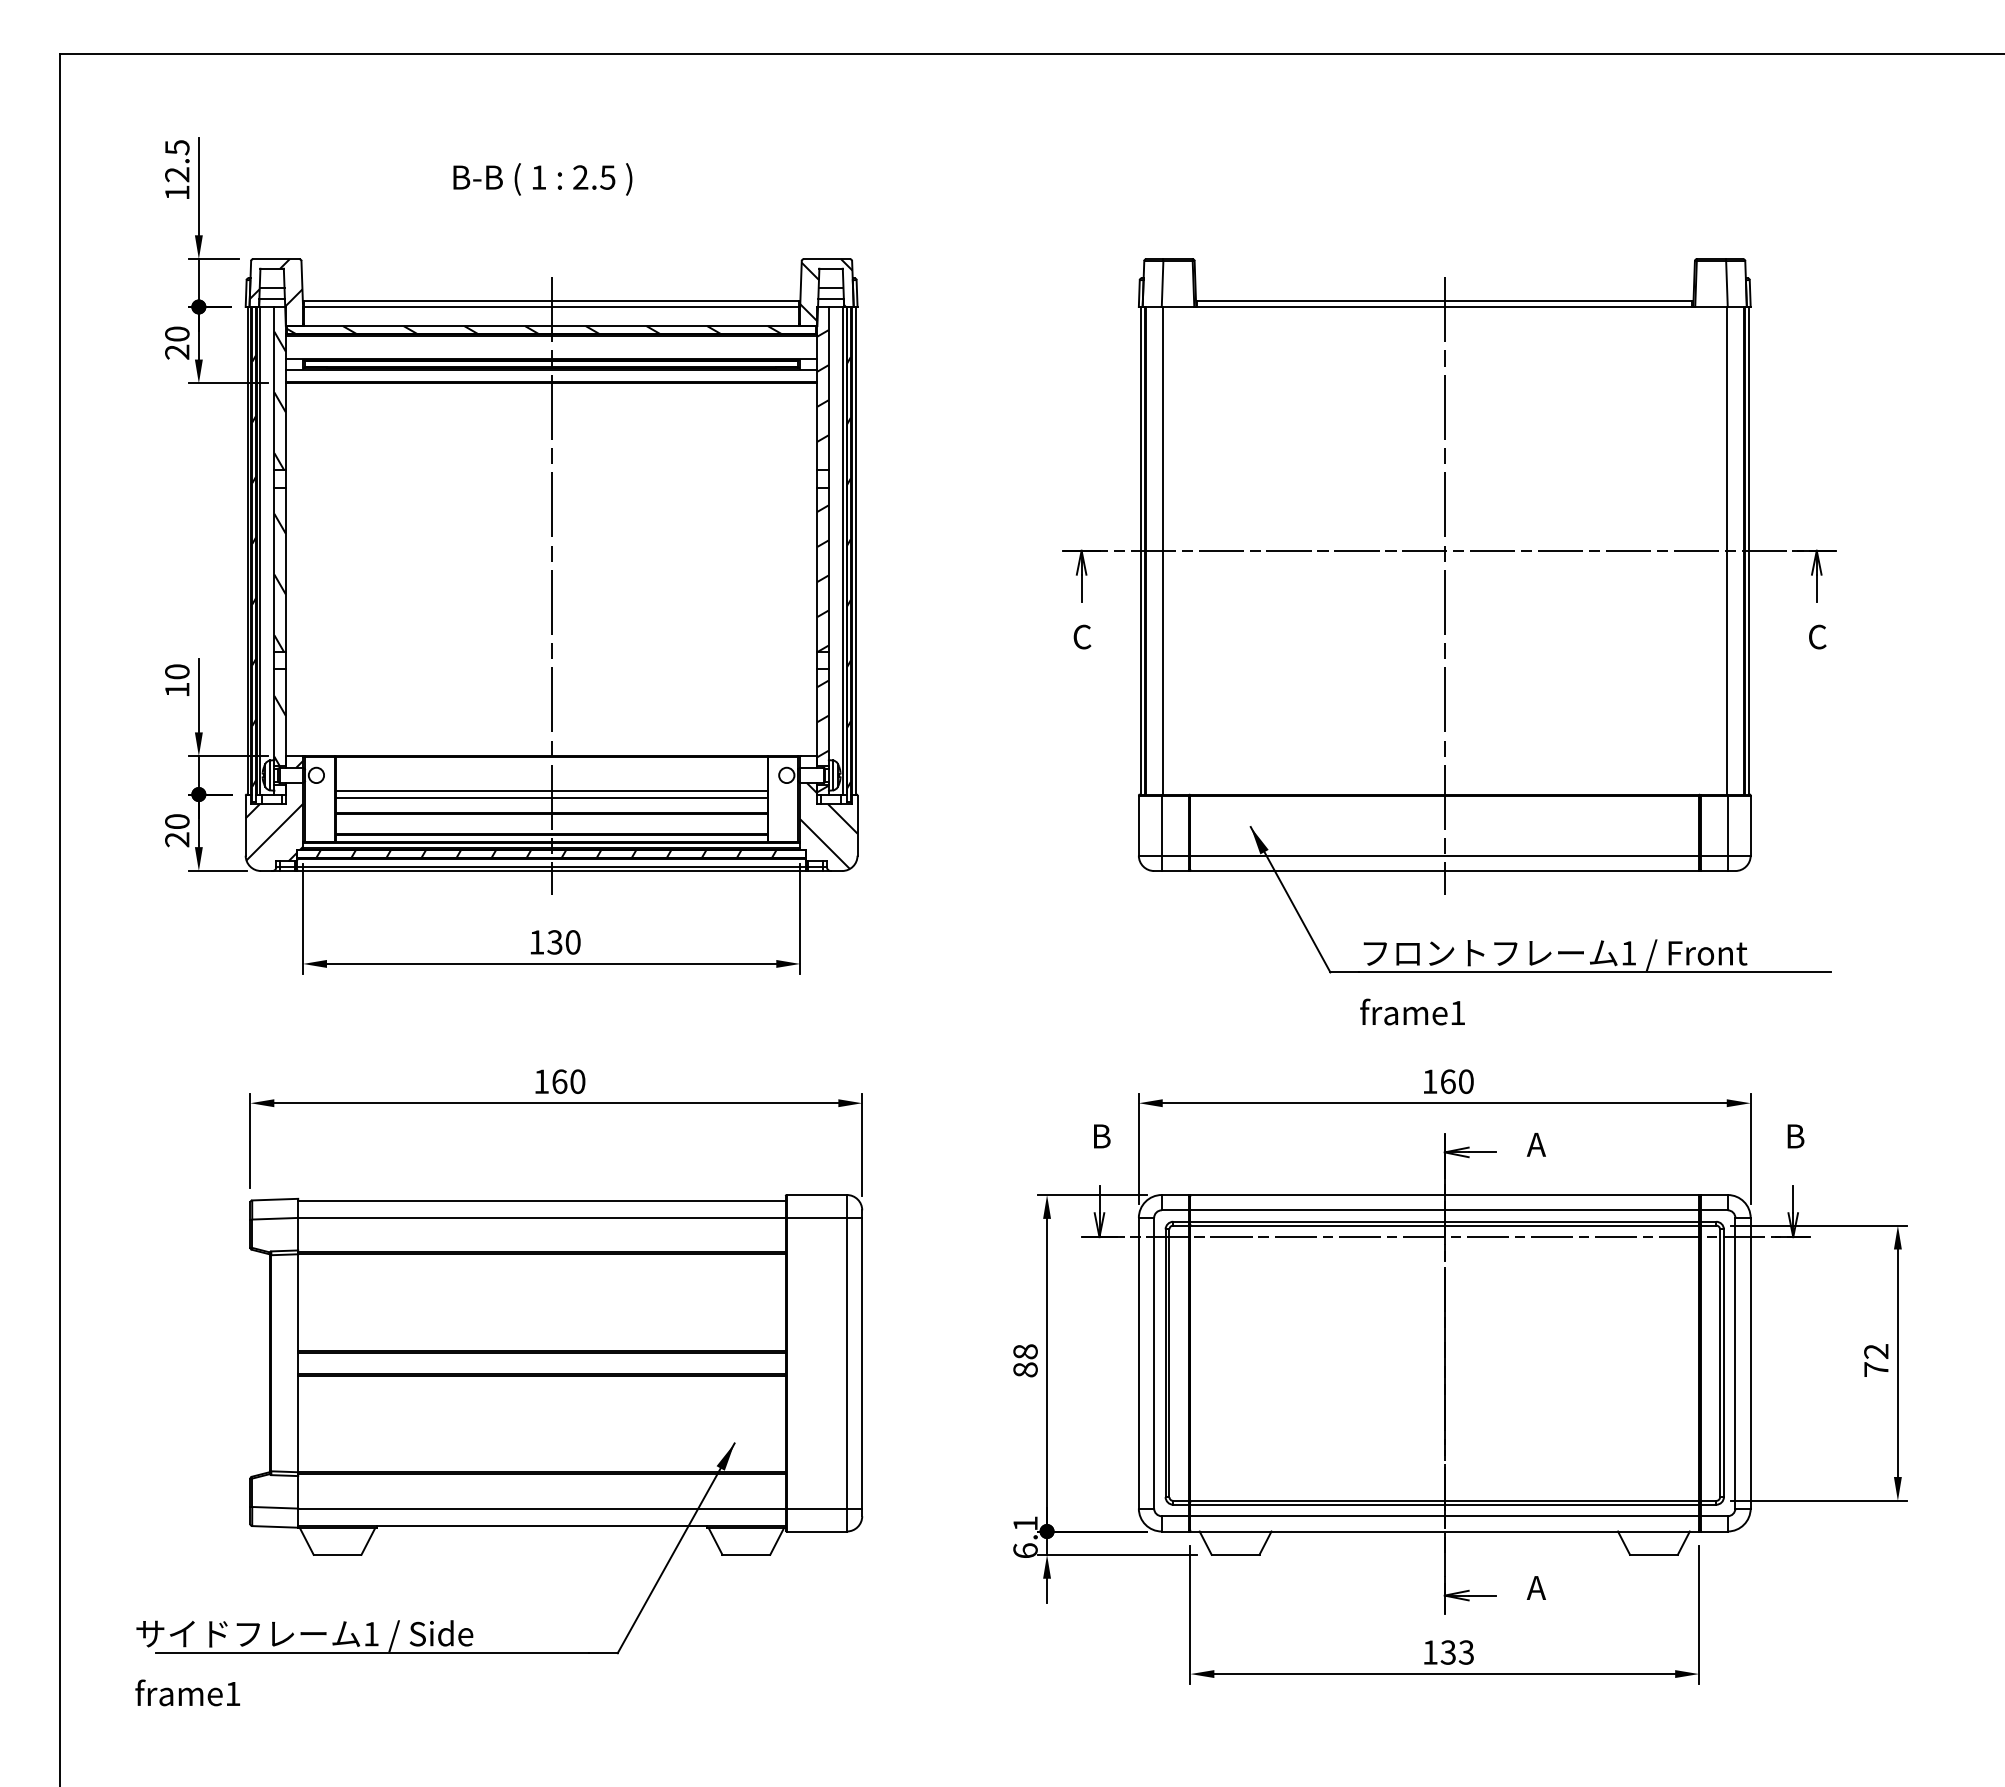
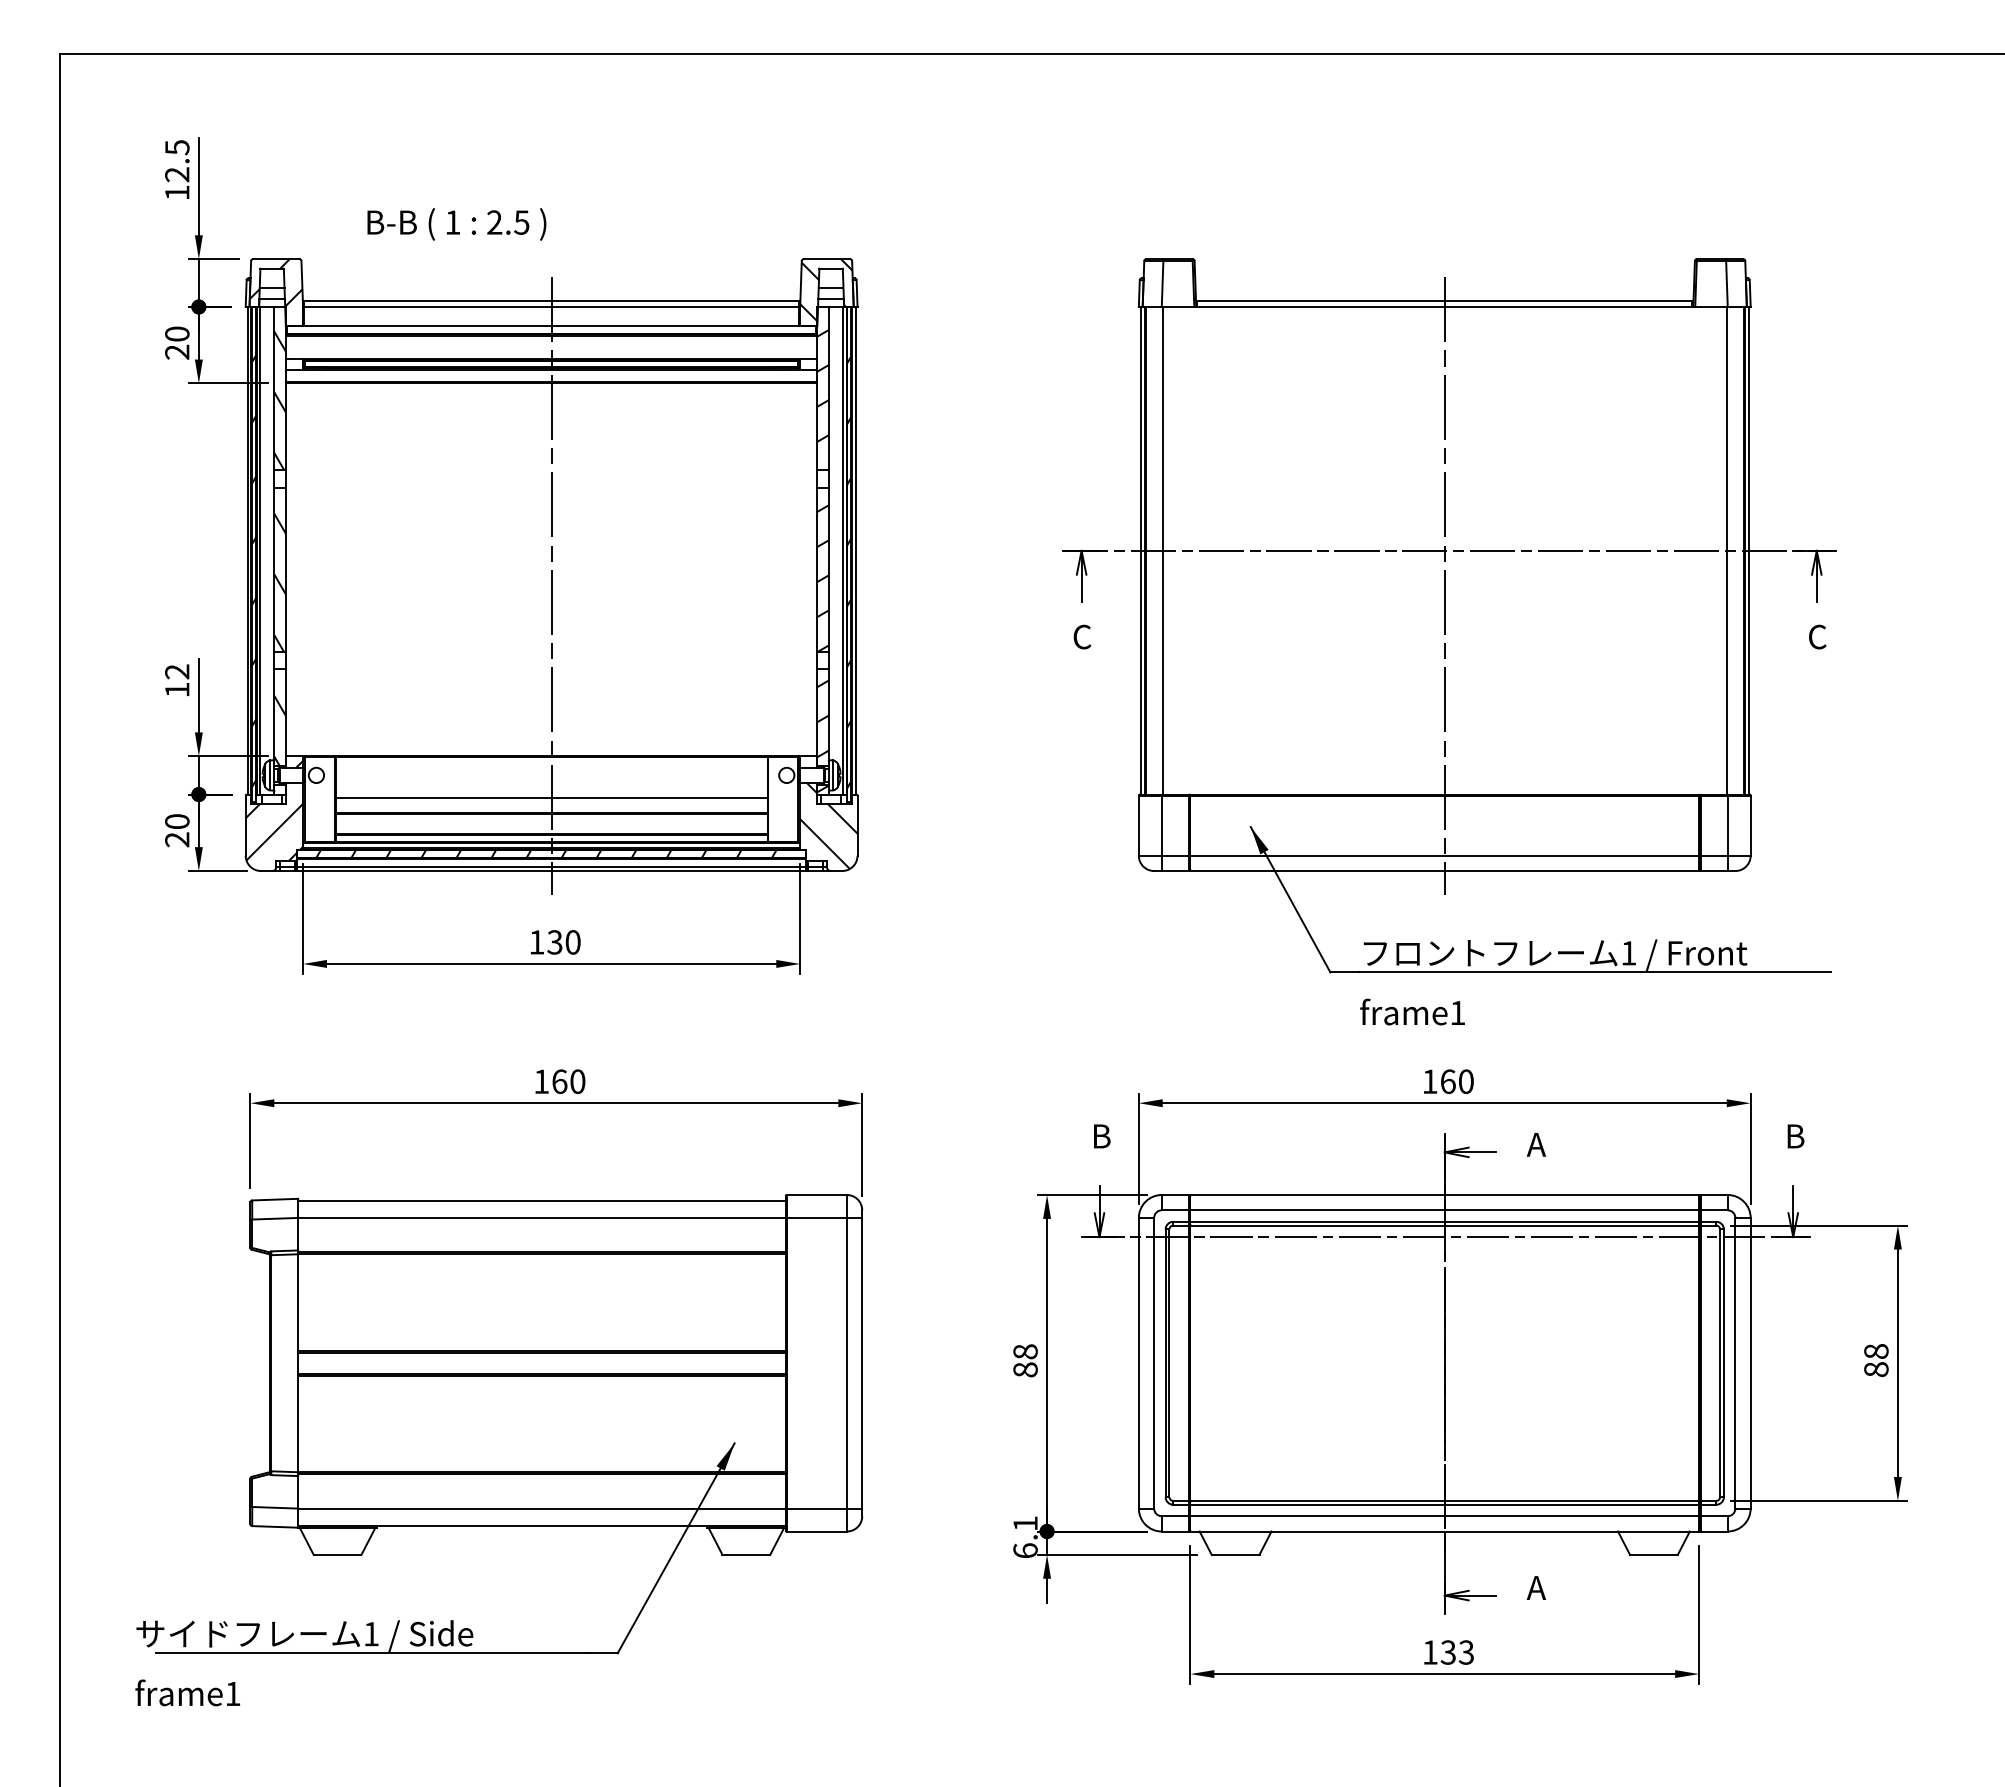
text position: (542, 179) -> (456, 224) (456, 224)
hatch: present -> none (533, 329)
text: 10 -> 12 (177, 671)
line: present -> none (551, 790)
text: 72 -> 88 (1876, 1360)
